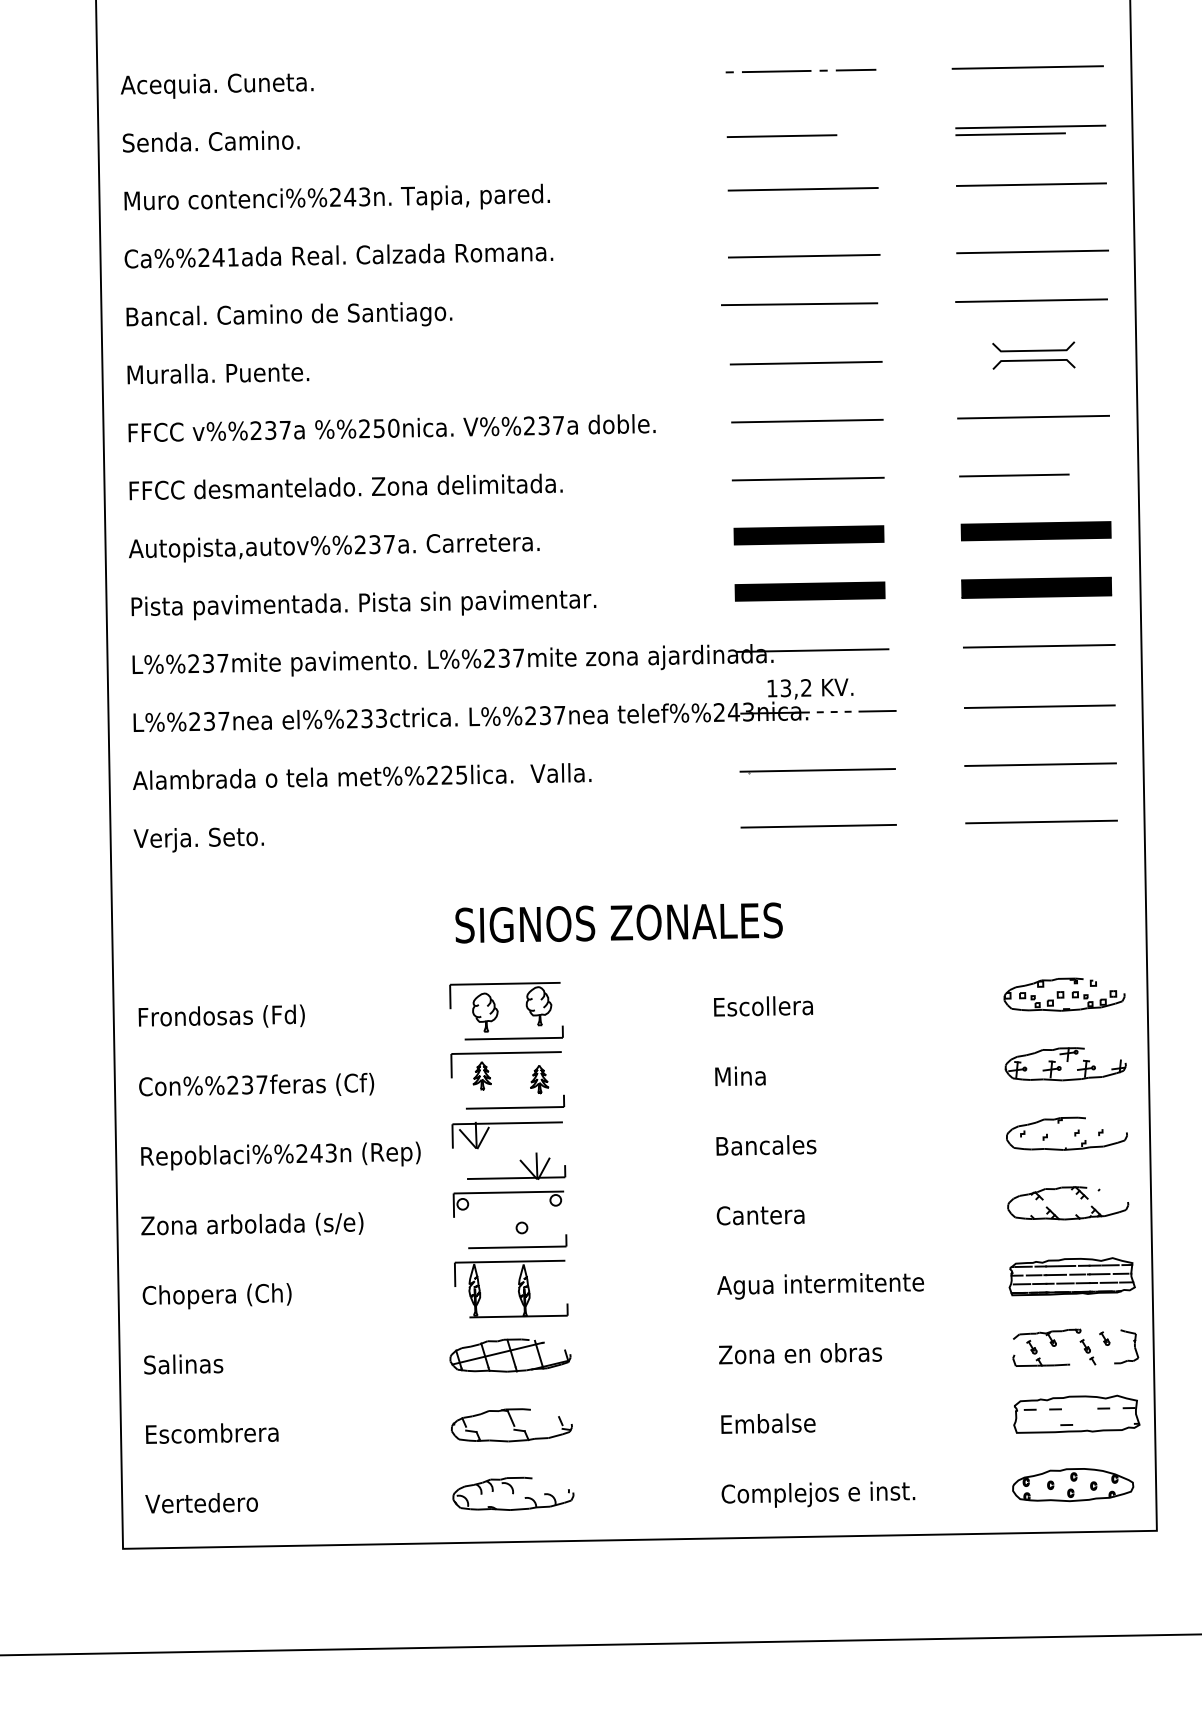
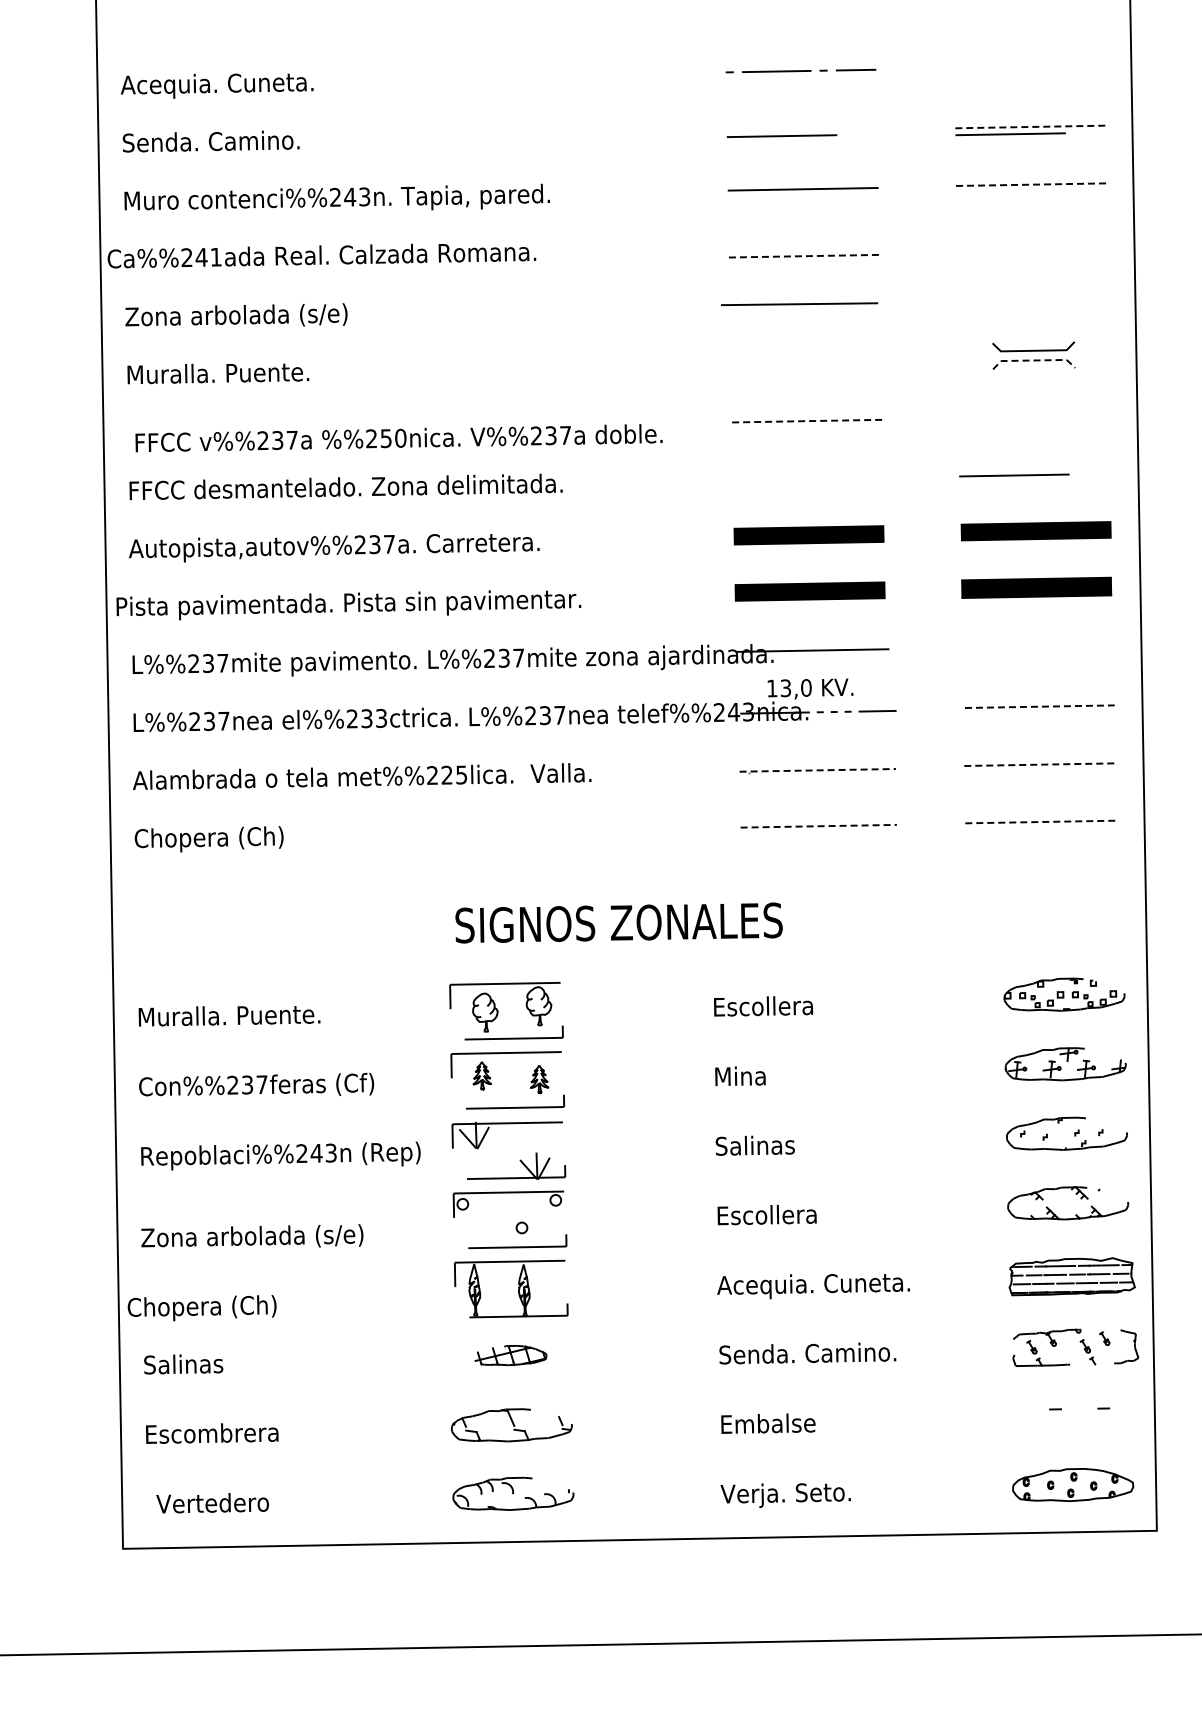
line: present -> none (1027, 67)
line: solid -> dashed (1031, 126)
line: solid -> dashed (1031, 184)
line: present -> none (1032, 251)
text position: (338, 255) -> (321, 255) (321, 255)
line: solid -> dashed (804, 256)
line: present -> none (1031, 300)
text: Bancal. Camino de Santiago. -> Zona arbolada (s/e) (288, 314)
line: solid -> dashed (1033, 360)
line: present -> none (805, 362)
line: present -> none (1033, 416)
line: solid -> dashed (807, 421)
text position: (391, 428) -> (398, 438) (398, 438)
line: present -> none (807, 478)
text position: (363, 605) -> (348, 605) (348, 605)
line: present -> none (1038, 645)
text: 13,2 -> 13,0 (806, 687)
line: solid -> dashed (1039, 706)
line: solid -> dashed (1041, 764)
line: solid -> dashed (818, 770)
line: solid -> dashed (1042, 822)
line: solid -> dashed (819, 826)
text: Verja. Seto. -> Chopera (Ch) (208, 839)
text: Frondosas (Fd) -> Muralla. Puente. (230, 1015)
text: Bancales -> Salinas (765, 1145)
text: Cantera -> Escollera (766, 1214)
text position: (252, 1223) -> (252, 1235) (252, 1235)
text: Agua intermitente -> Acequia. Cuneta. (829, 1286)
text position: (216, 1296) -> (201, 1308) (201, 1308)
text: Zona en obras -> Senda. Camino. (807, 1353)
part size: 123x35 px -> 74x22 px (510, 1355)
part: present -> none (1076, 1413)
text: Complejos e inst. -> Verja. Seto. (817, 1494)
text position: (201, 1503) -> (212, 1503) (212, 1503)
